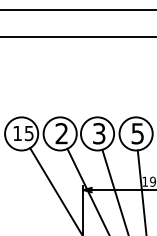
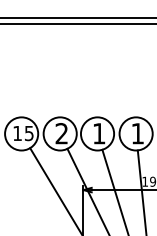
line position: (77, 10) -> (77, 18) (77, 18)
line position: (77, 36) -> (77, 23) (77, 23)
text: 3 -> 1 (99, 133)
text: 5 -> 1 (137, 133)
